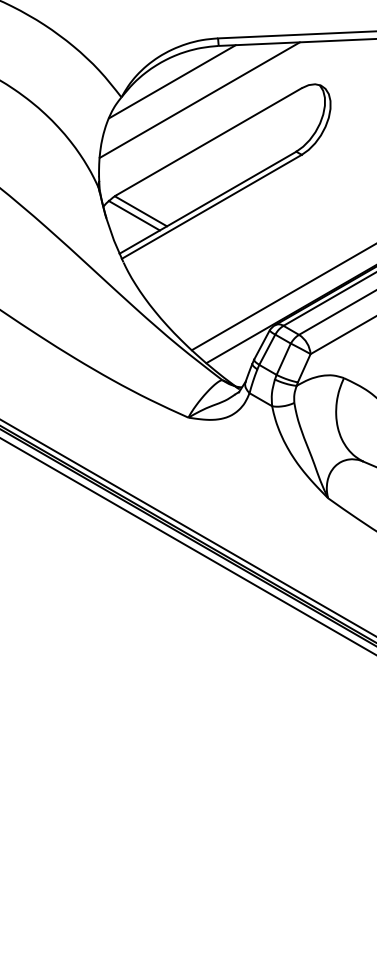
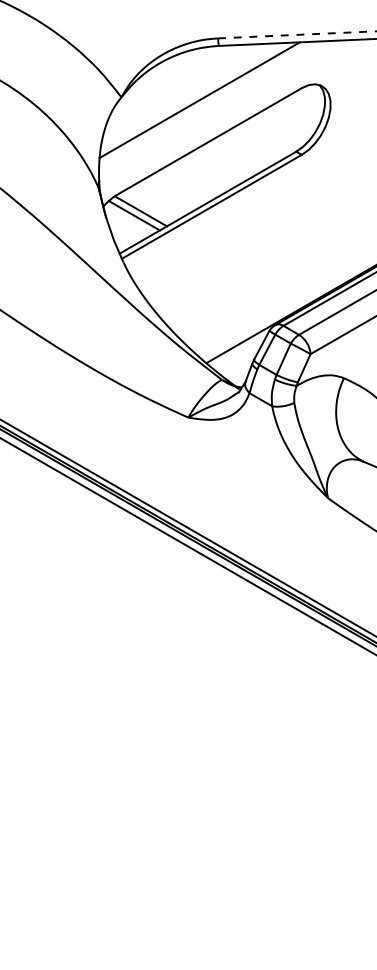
line: solid -> dashed (297, 34)
line: present -> none (172, 81)
line: present -> none (282, 297)
